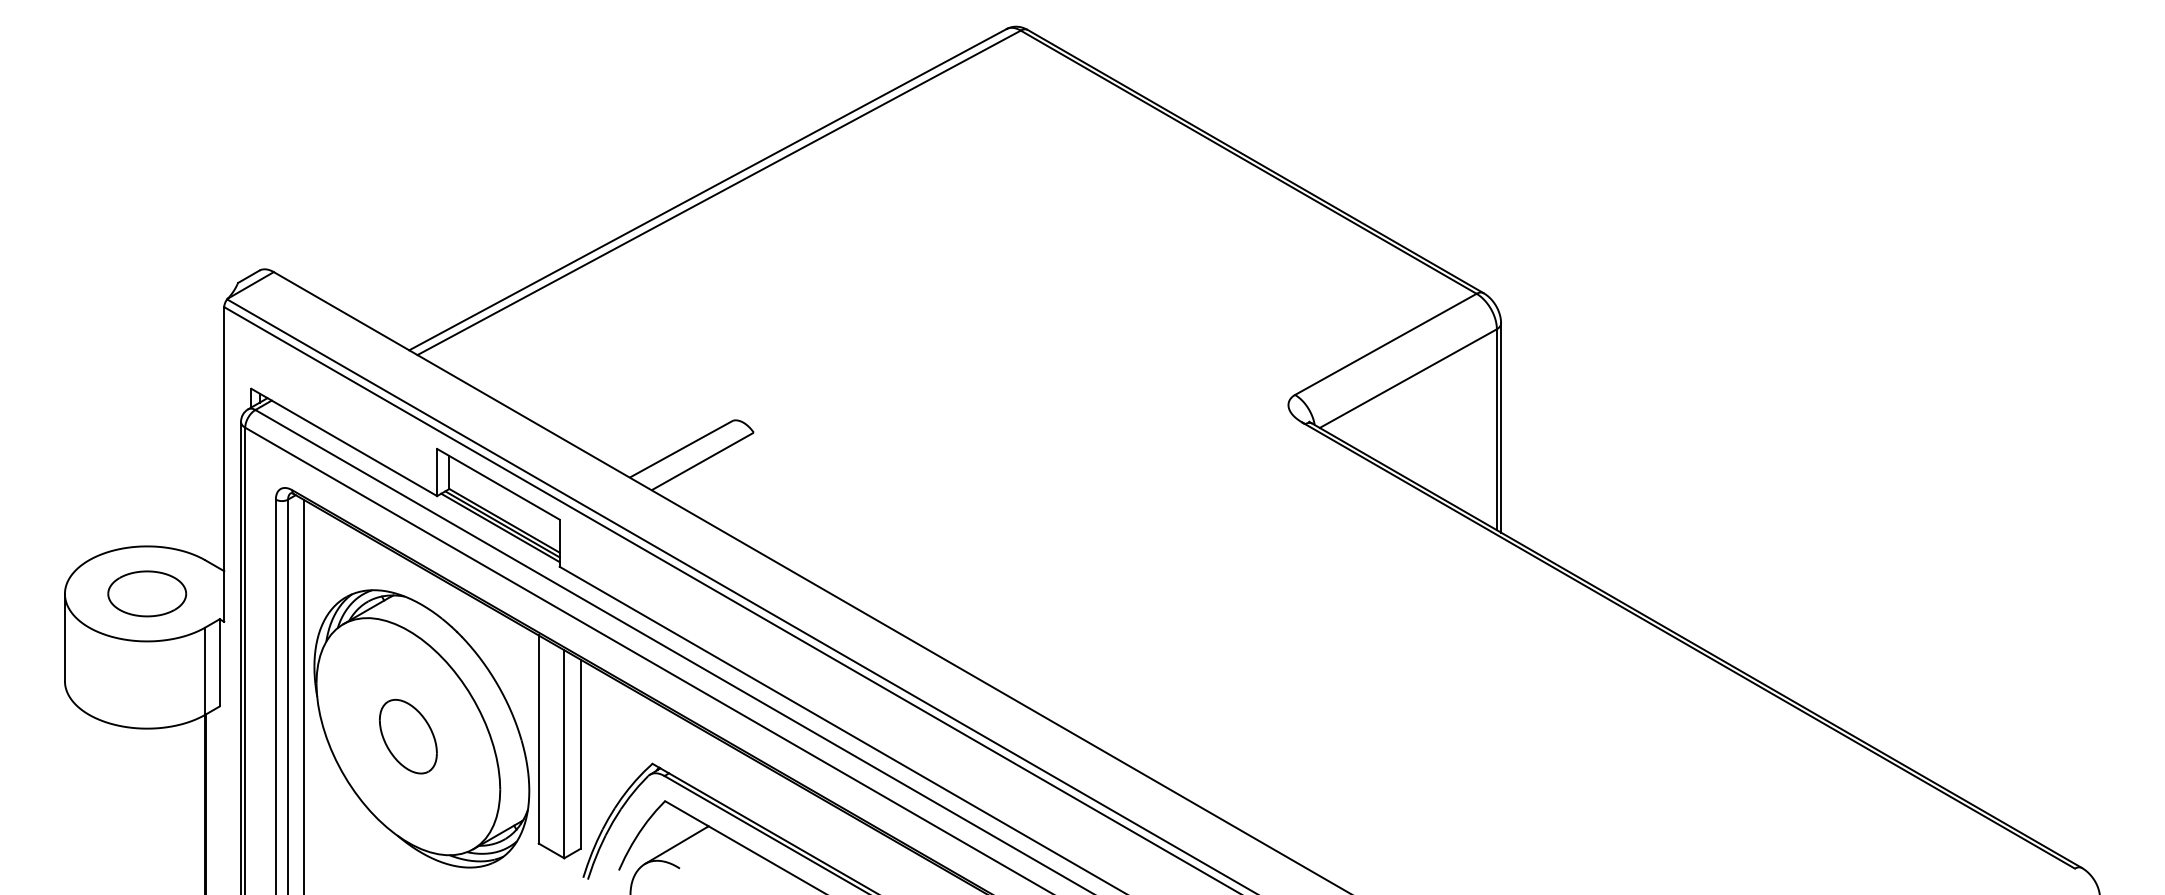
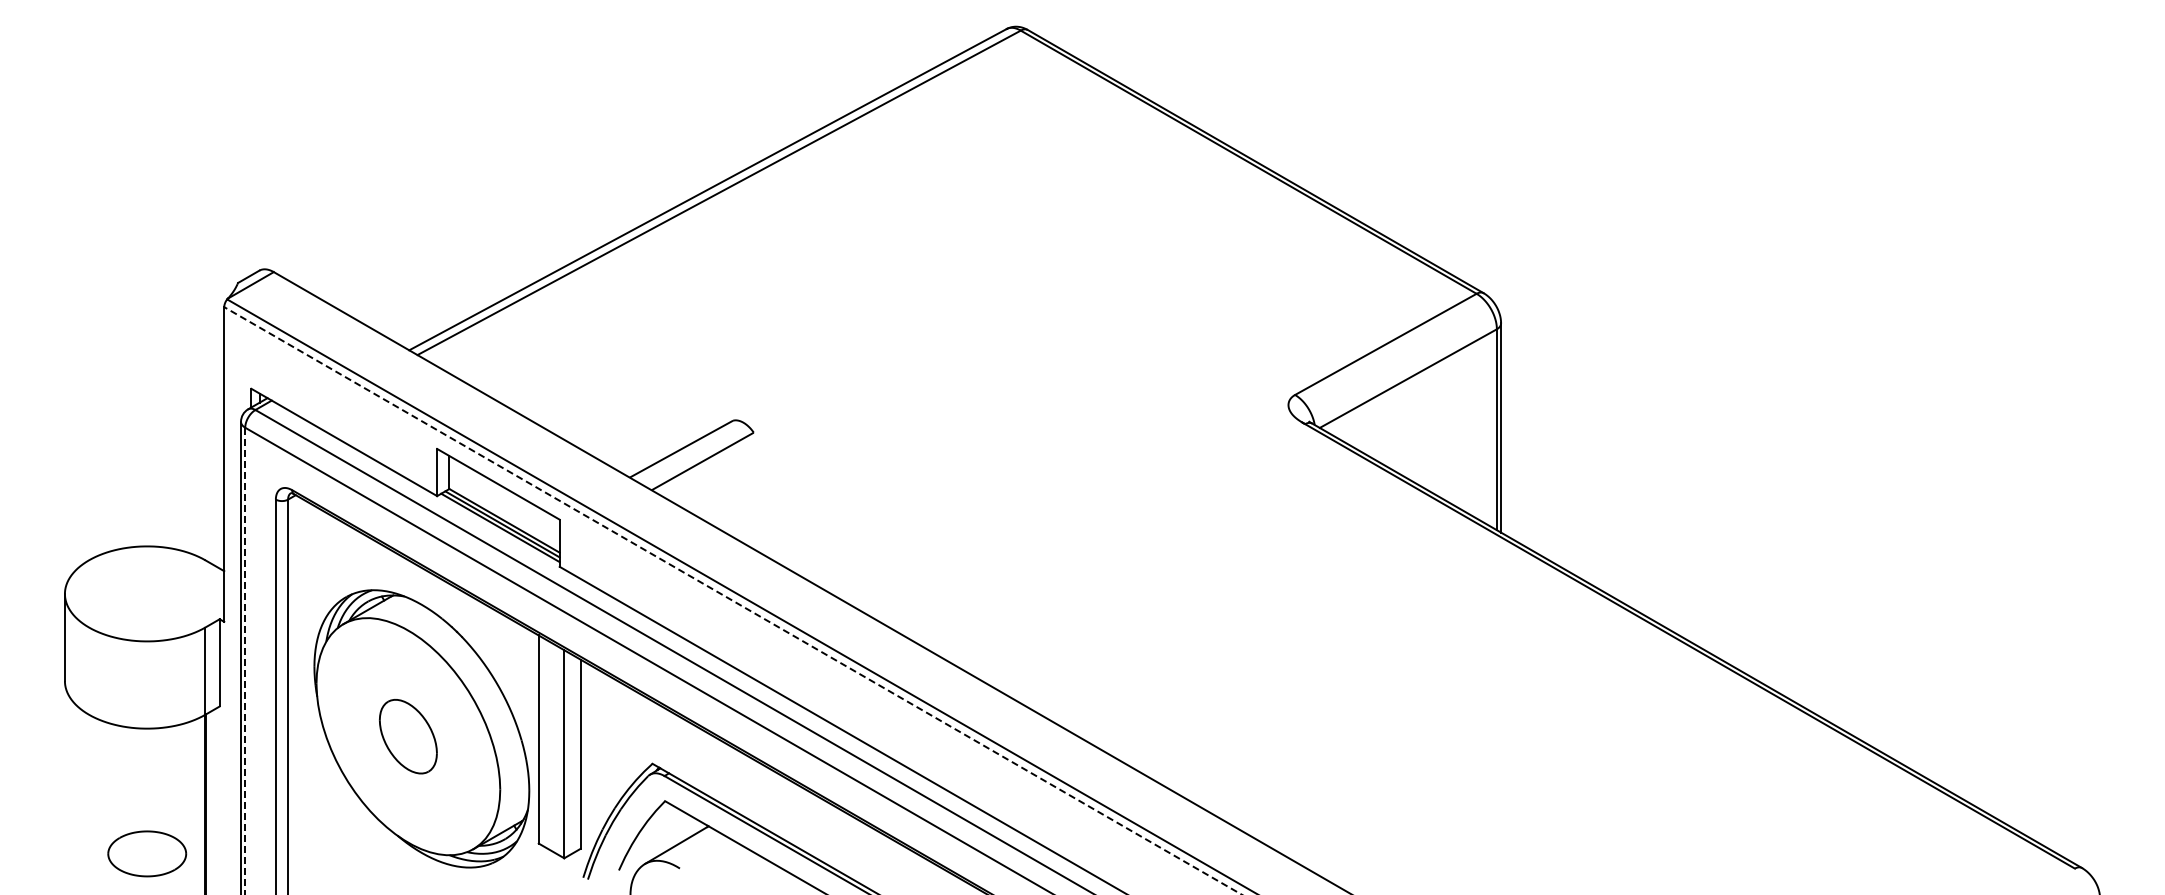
part position: (147, 593) -> (147, 853) (147, 853)
line: solid -> dashed (733, 601)
line: solid -> dashed (245, 661)
line: present -> none (304, 695)
